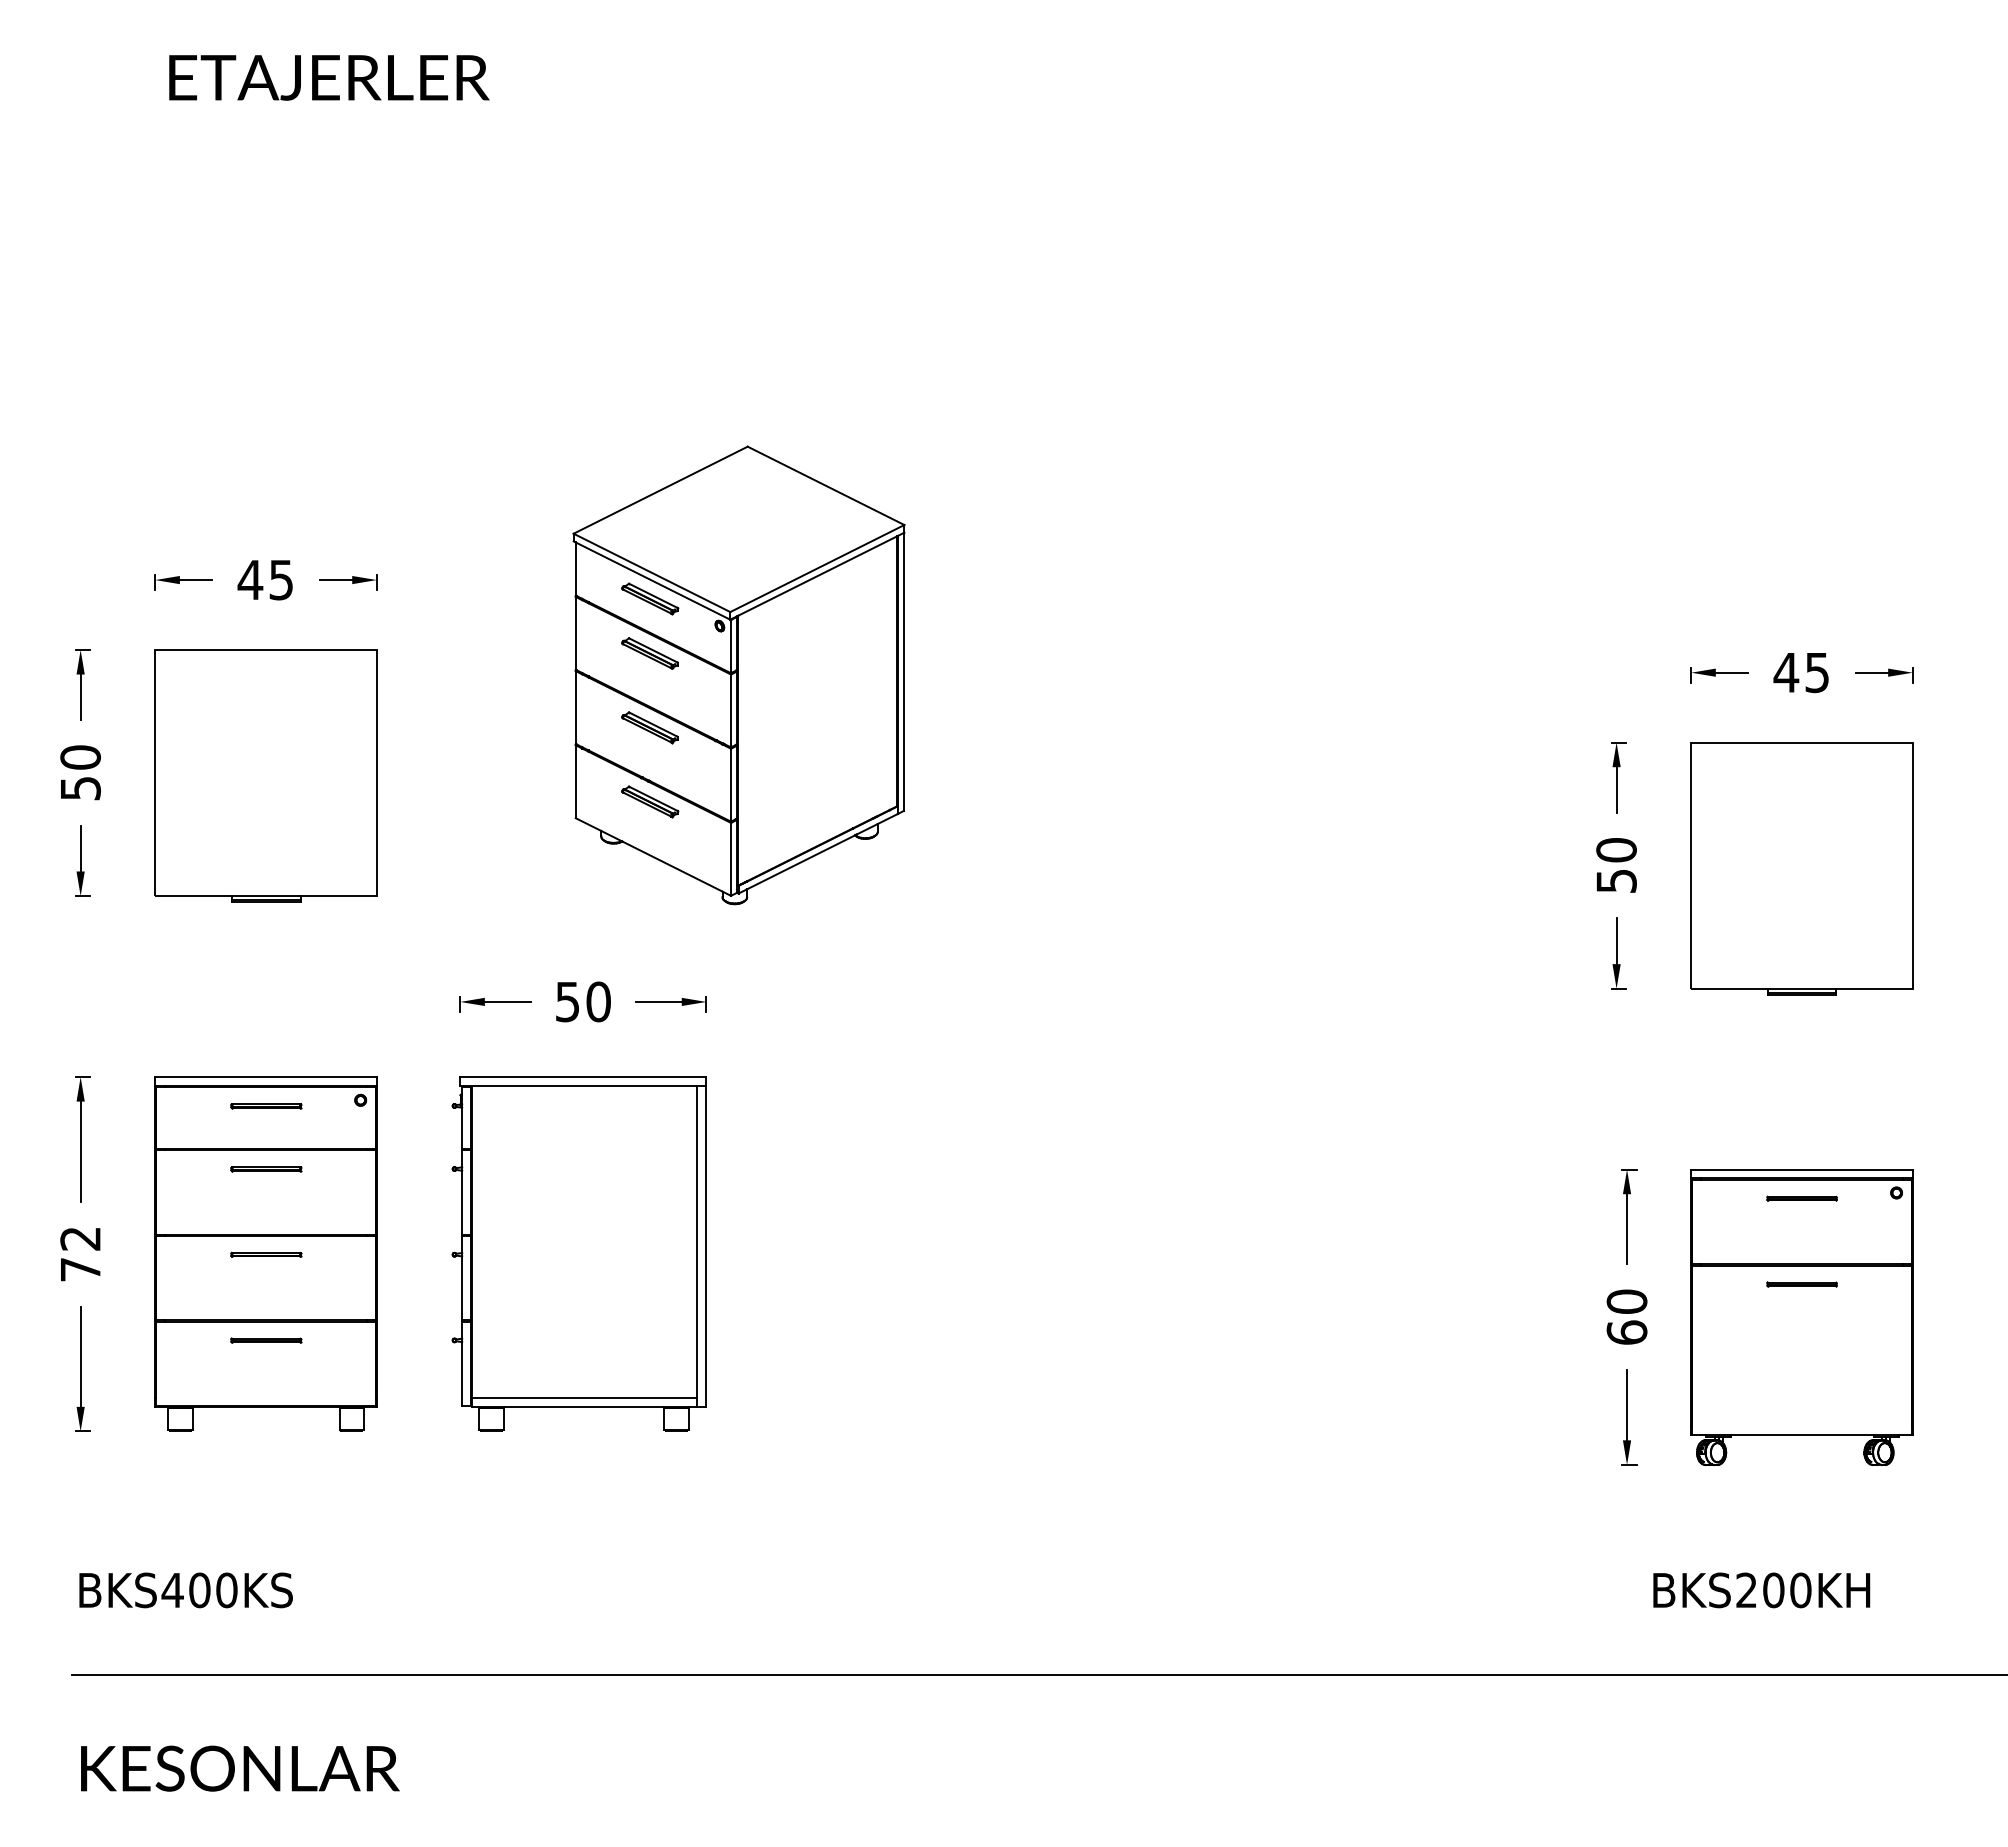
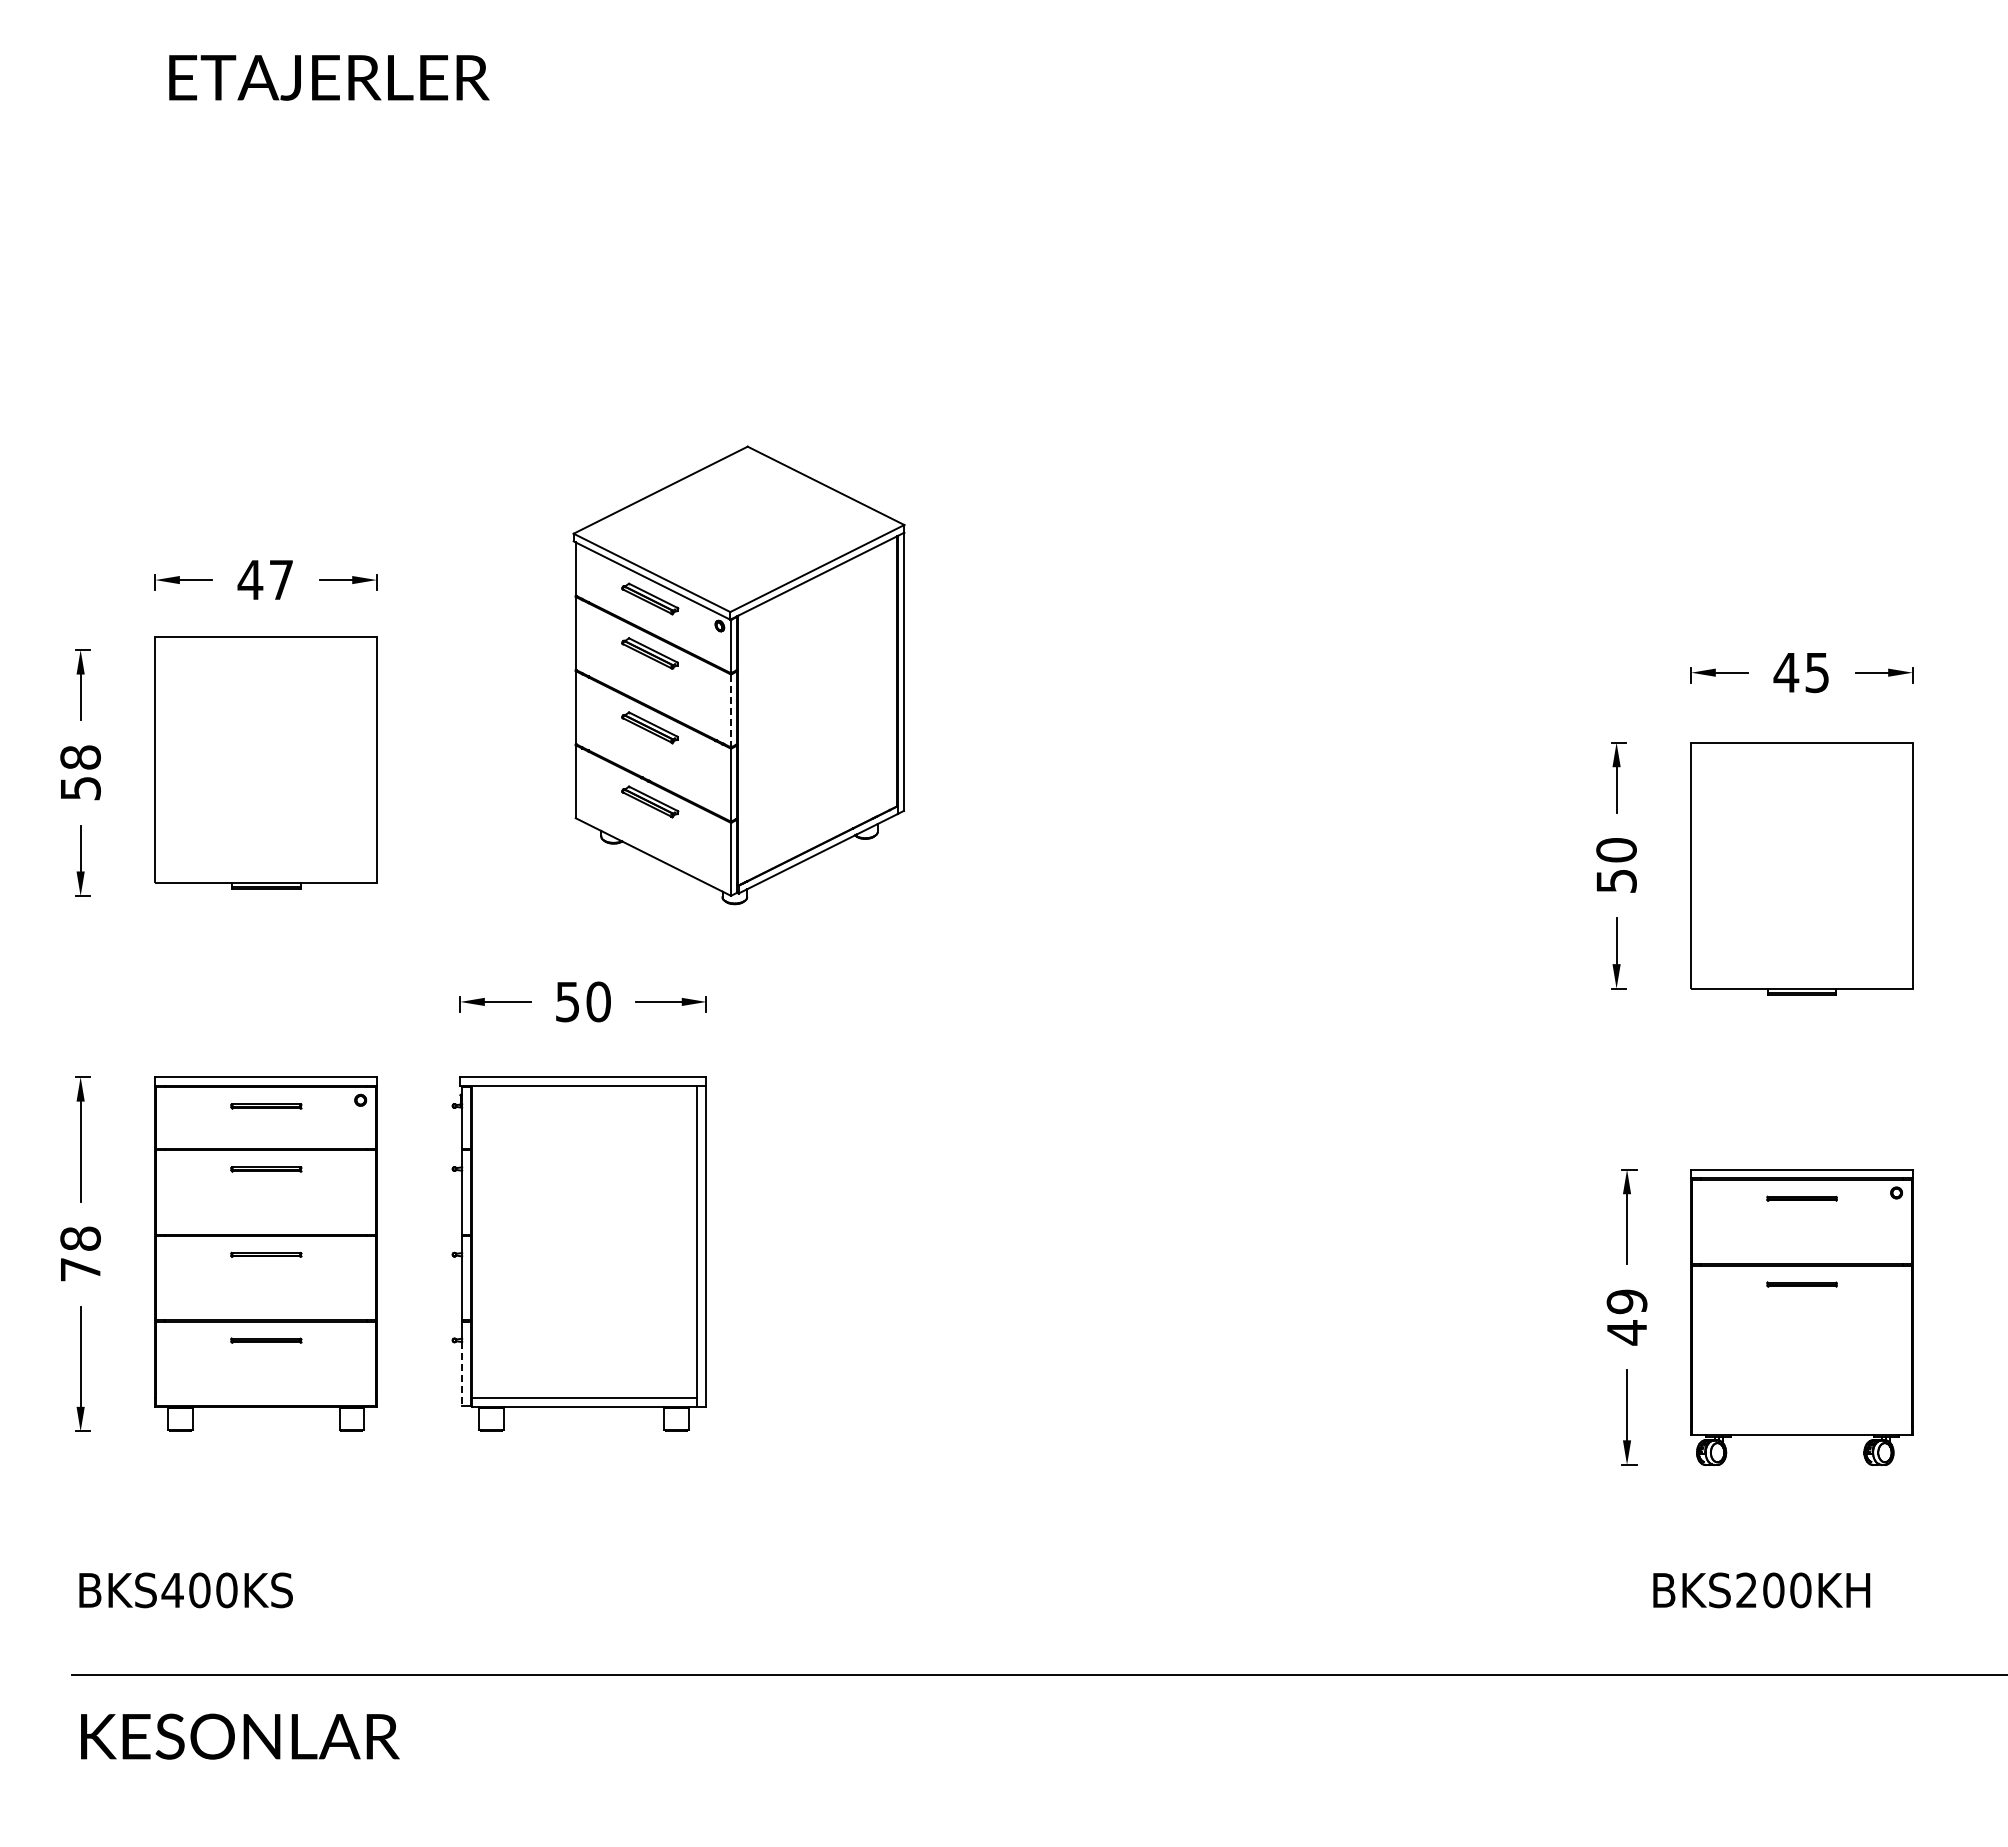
text: 45 -> 47 (280, 580)
line: solid -> dashed (731, 711)
text: 50 -> 58 (80, 757)
part position: (265, 775) -> (265, 762) (265, 762)
text: 72 -> 78 (80, 1238)
text: 60 -> 49 (1626, 1317)
line: solid -> dashed (462, 1374)
text position: (240, 1768) -> (240, 1736) (240, 1736)
